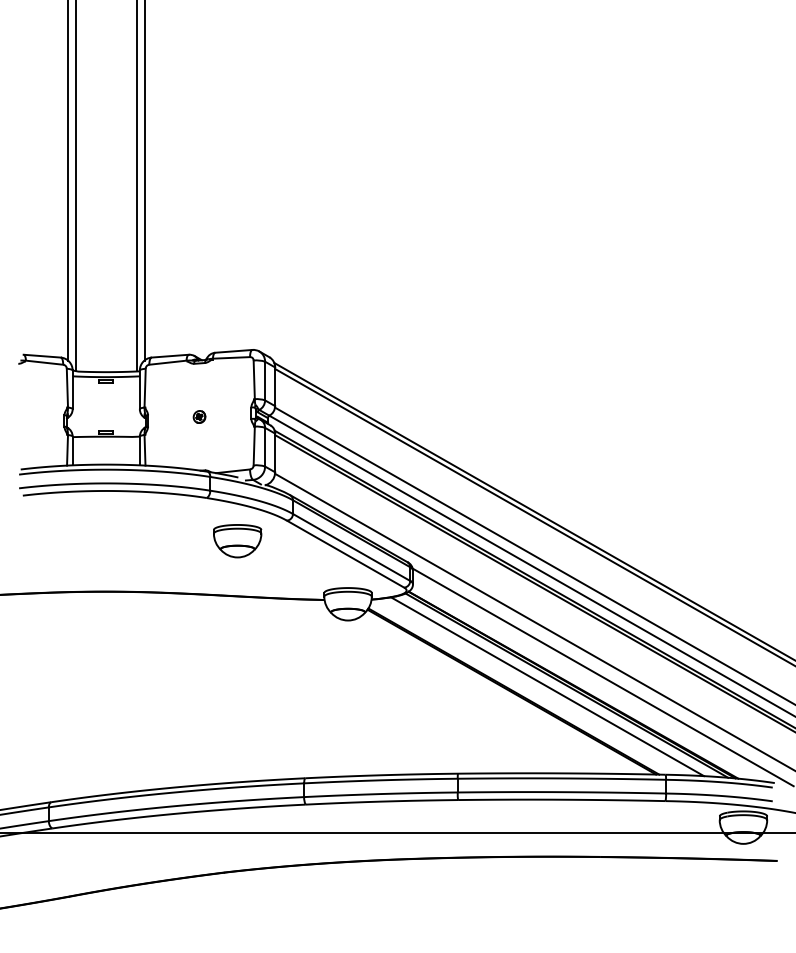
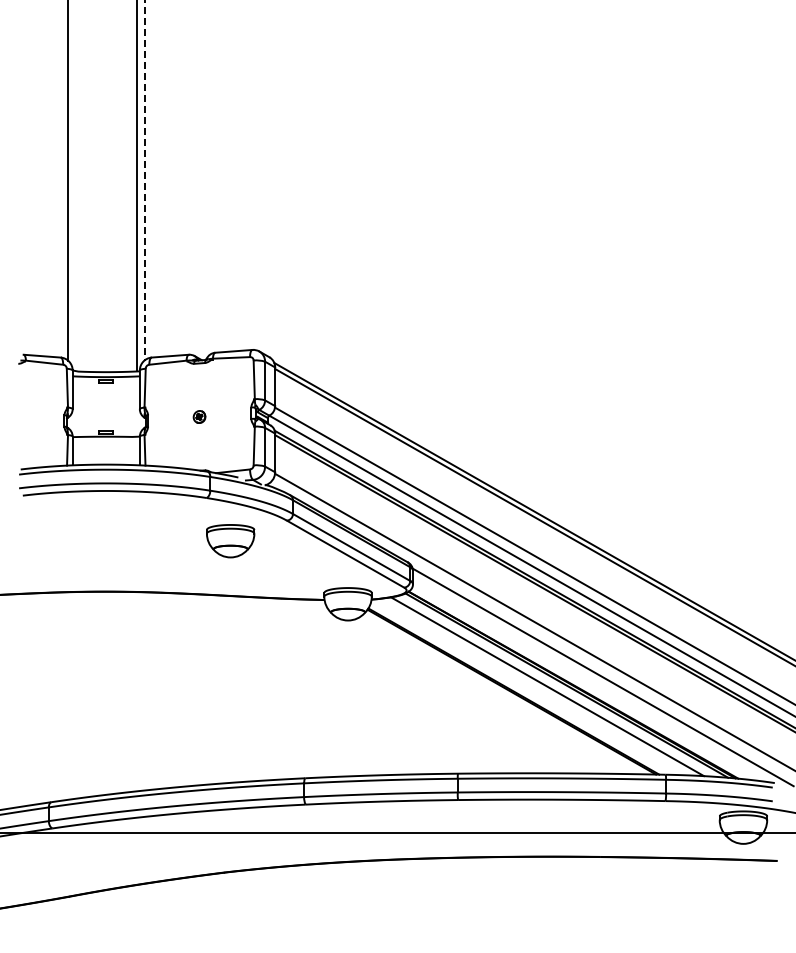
line: solid -> dashed (144, 180)
line: present -> none (75, 186)
part position: (237, 541) -> (230, 541) (230, 541)
